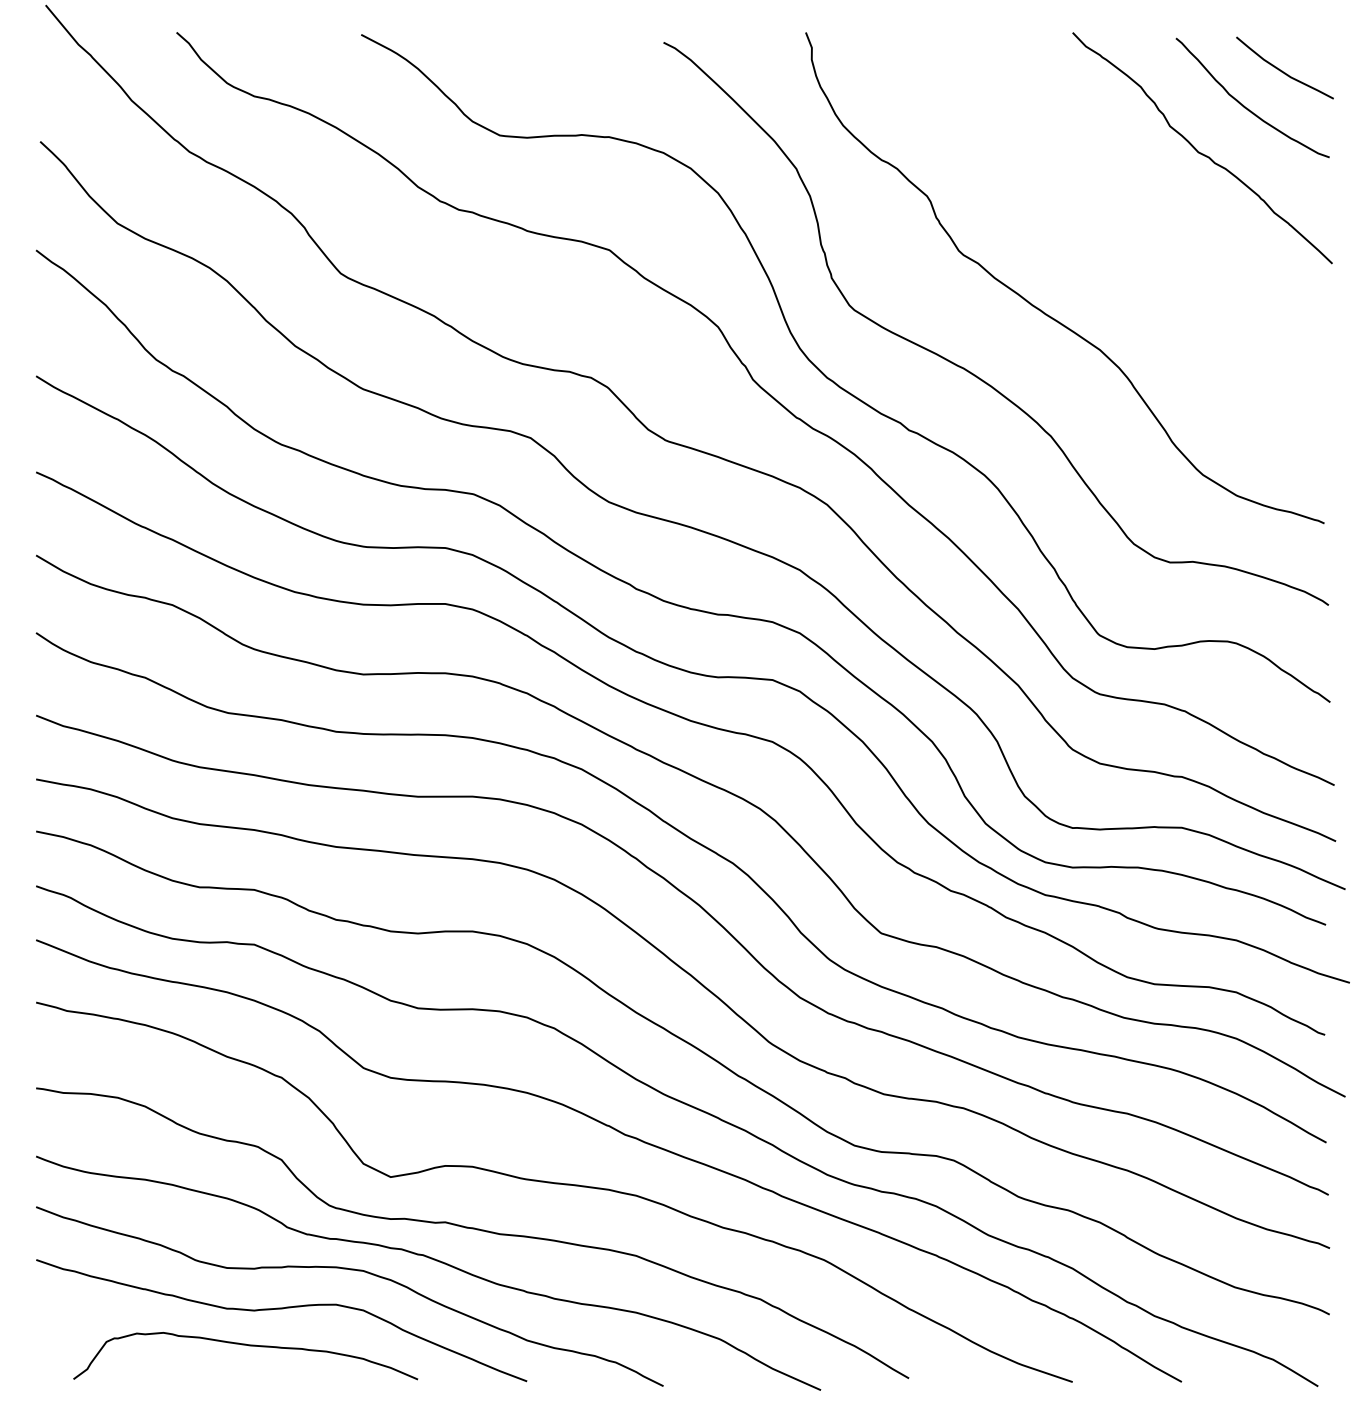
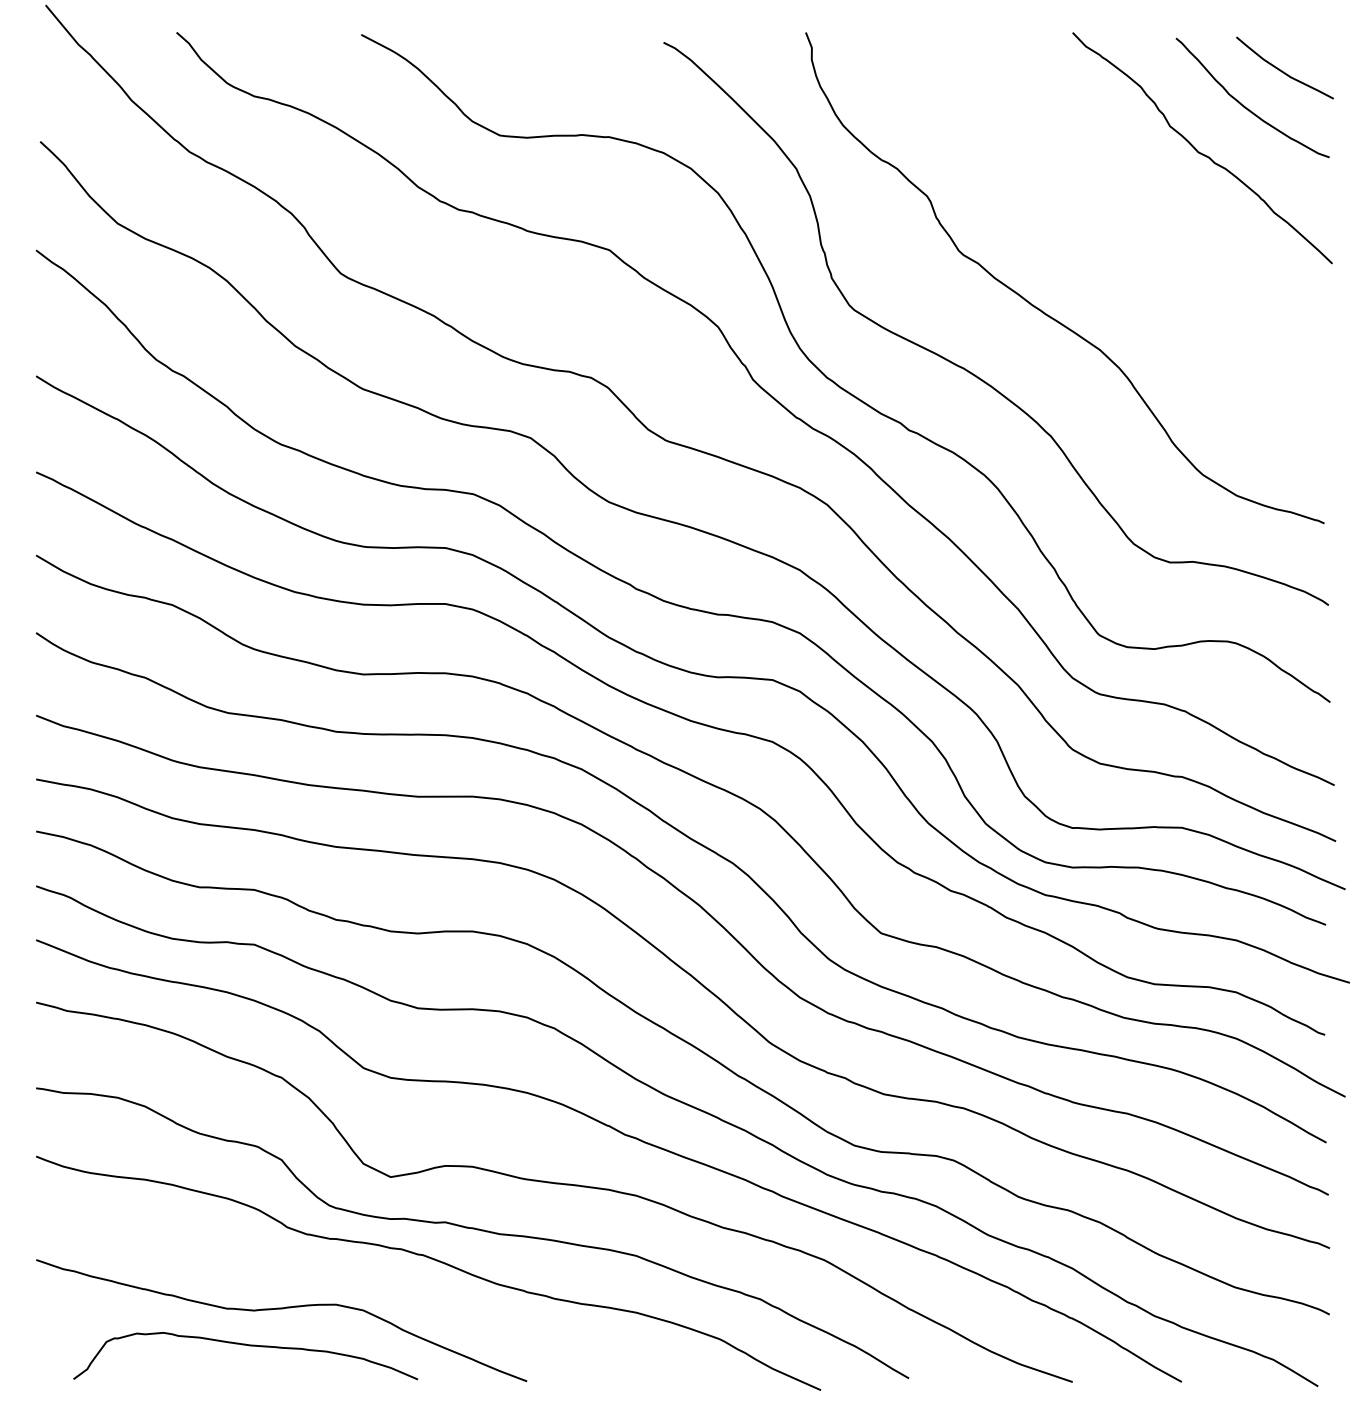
curve: present -> none (350, 1270)
